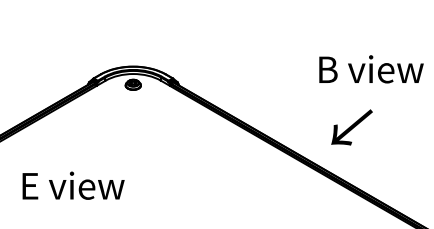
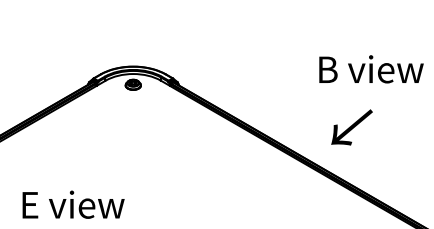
text position: (73, 185) -> (73, 204) (73, 204)
